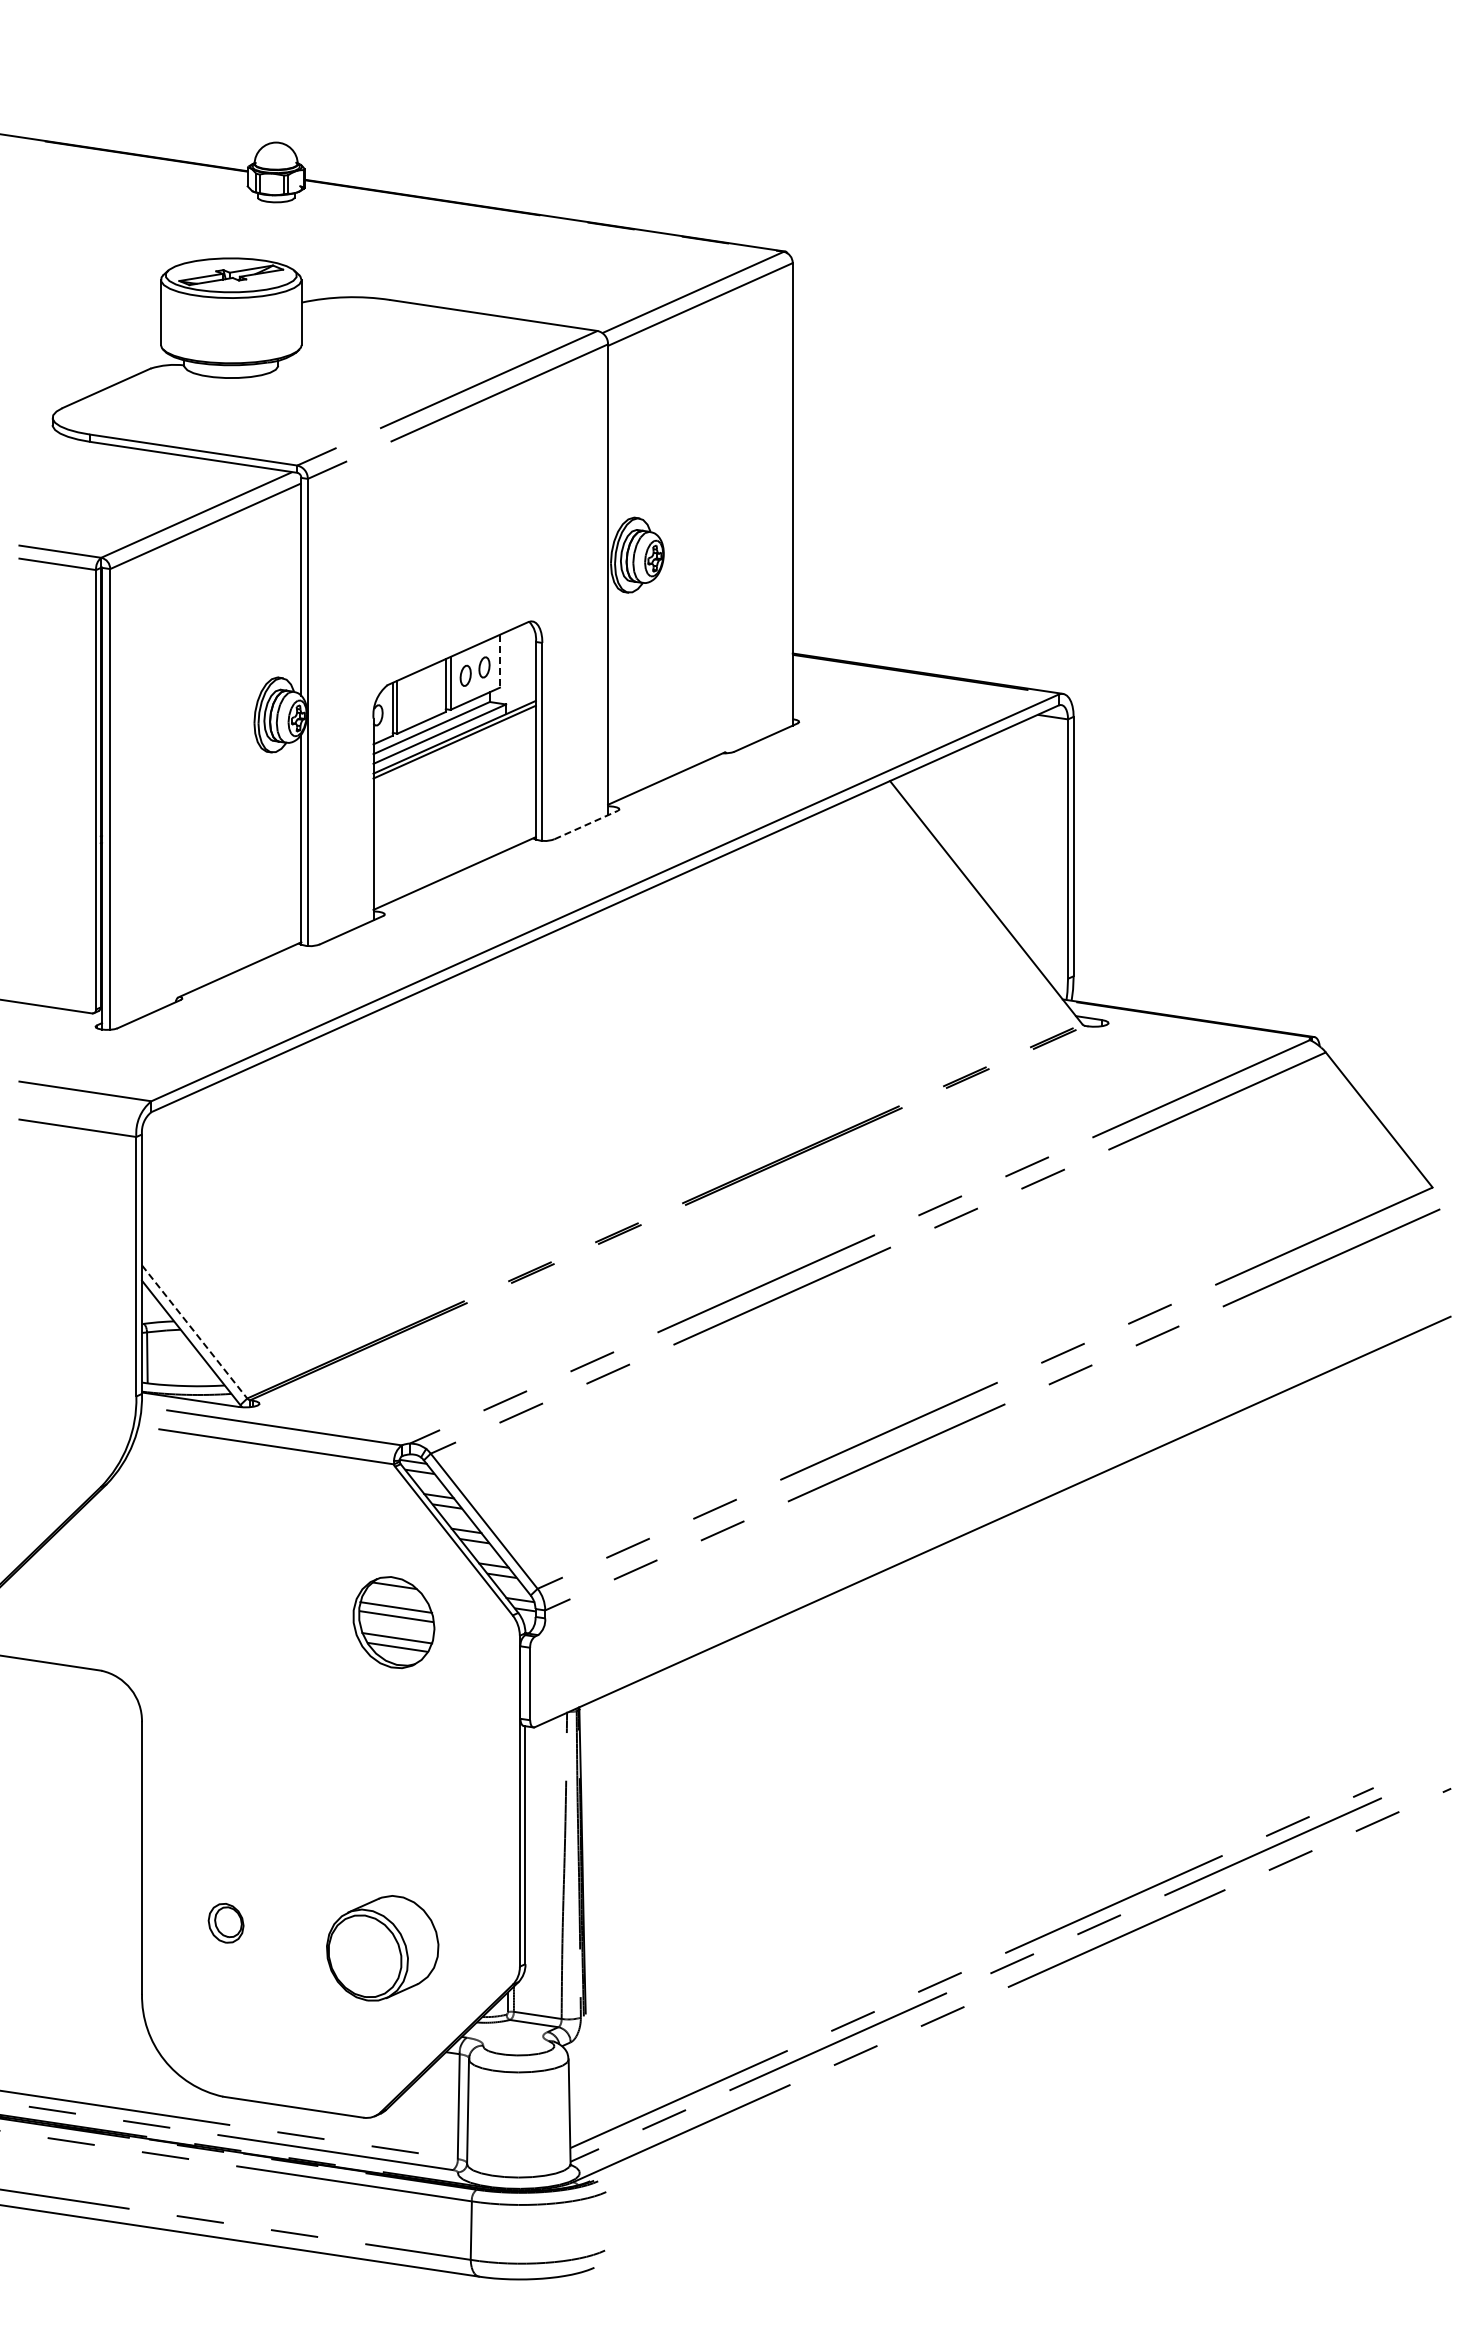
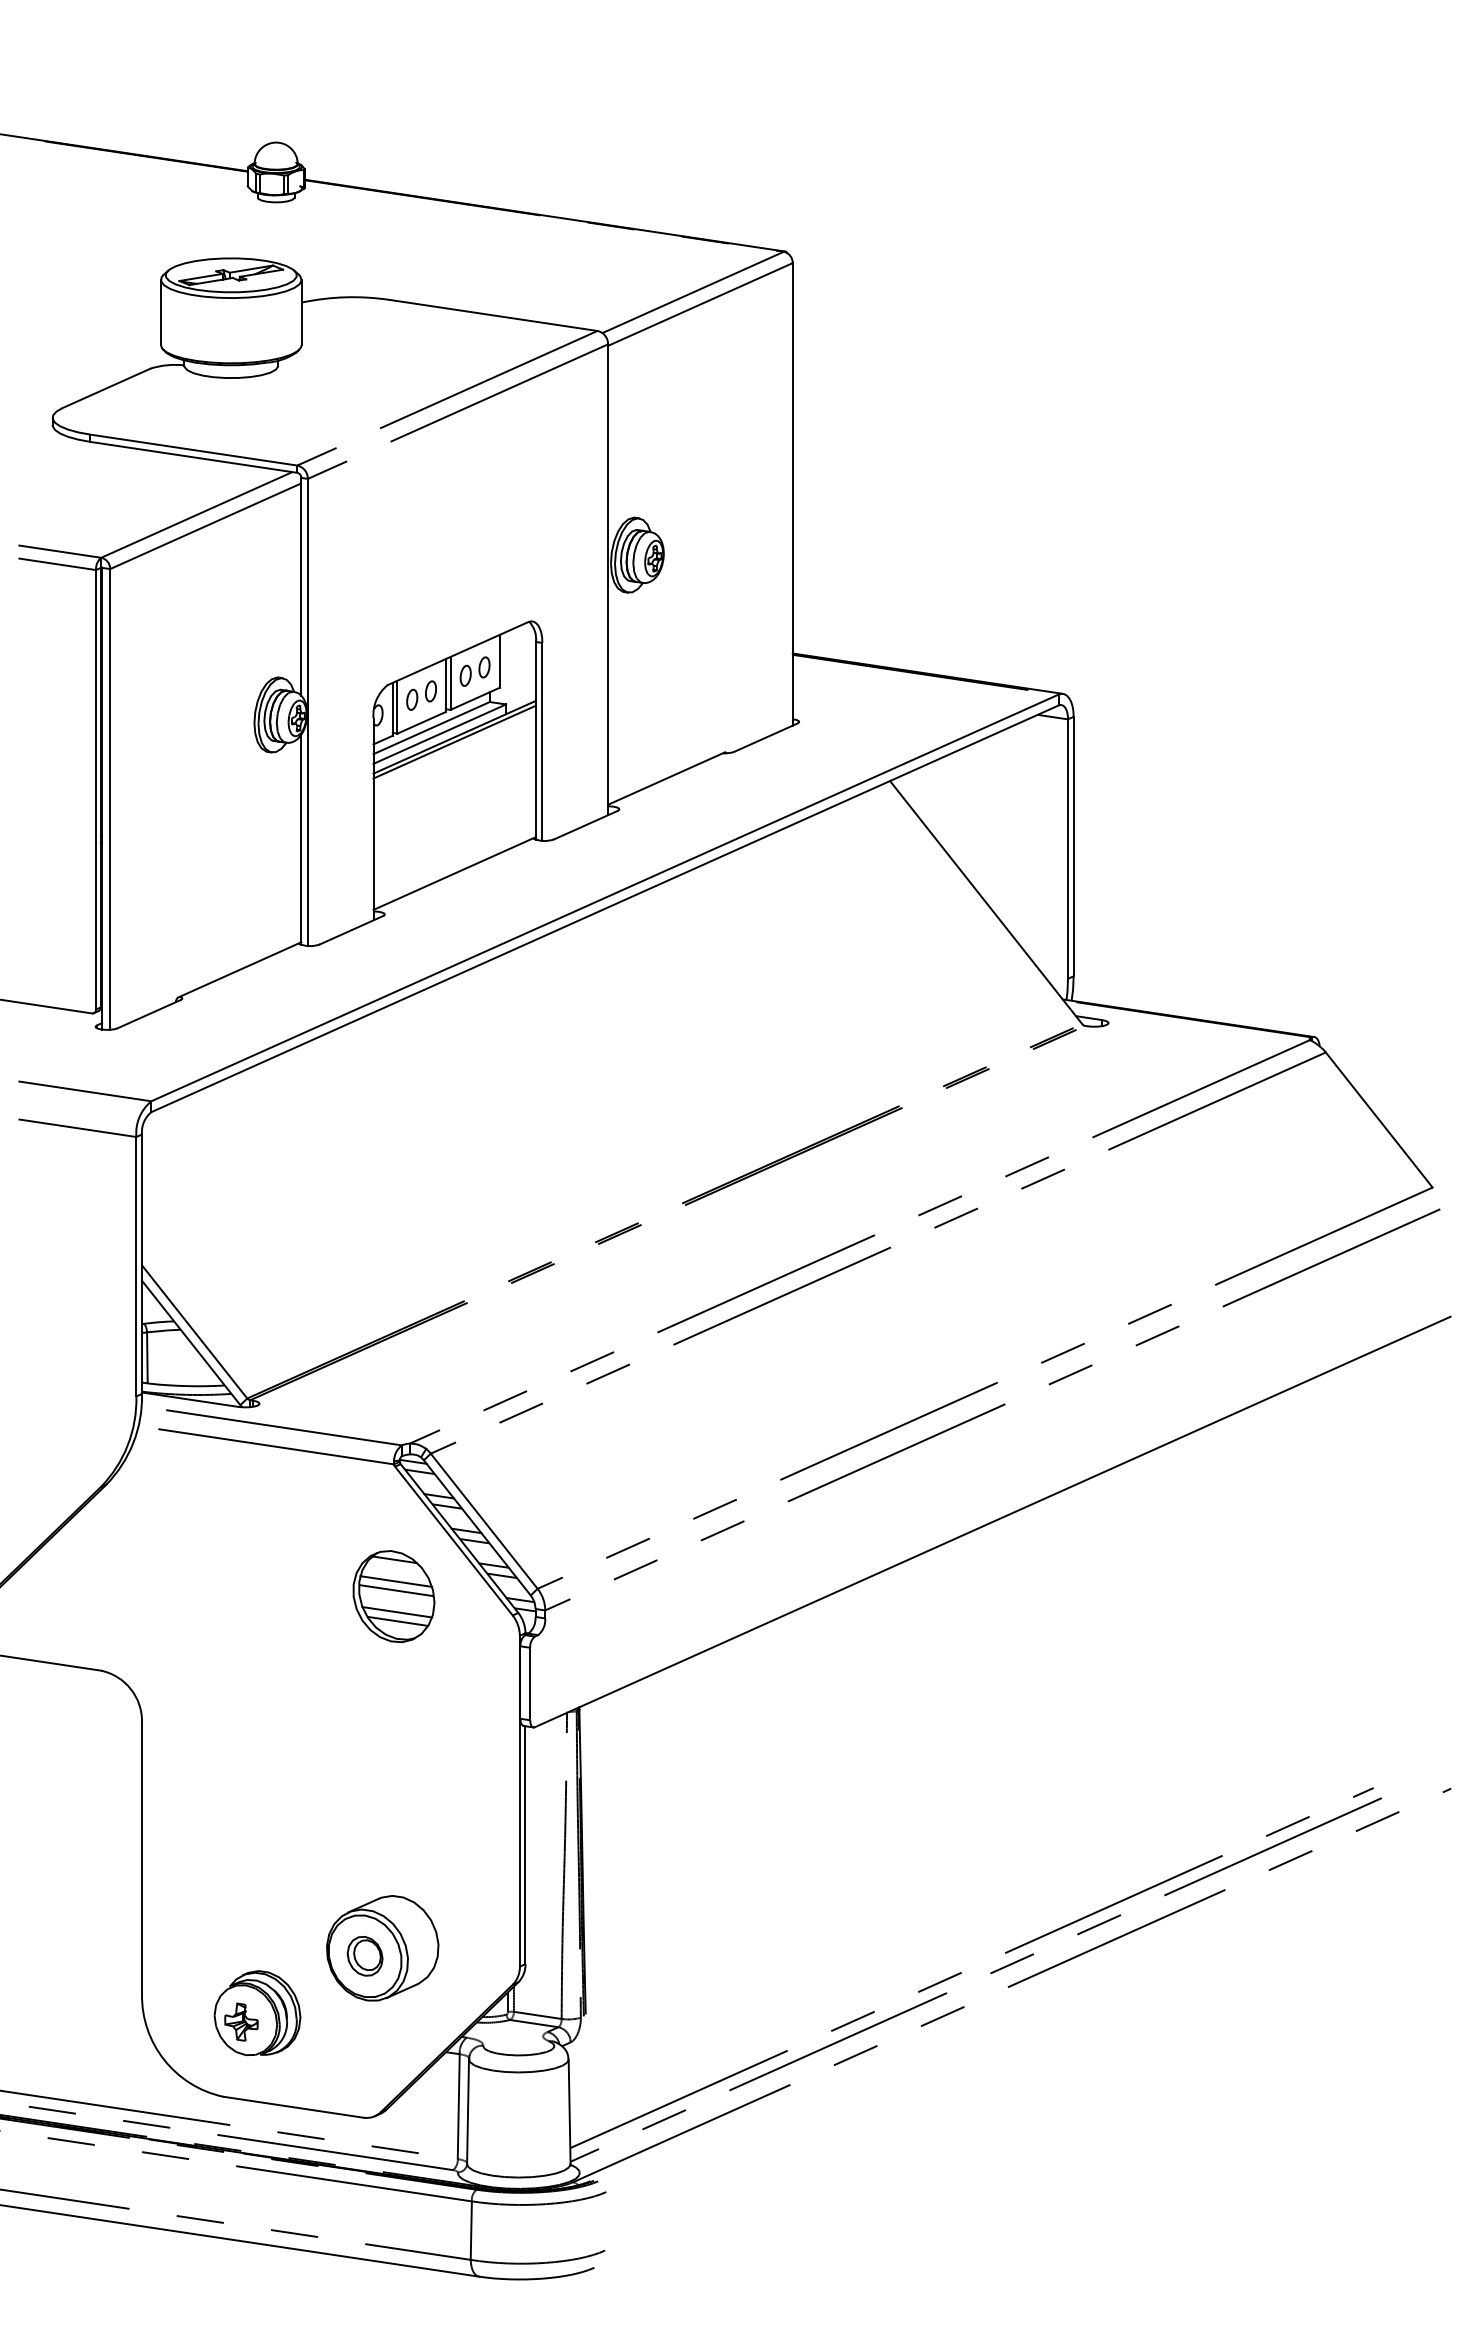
line: dashed -> solid (499, 661)
part: none -> present (421, 695)
line: dashed -> solid (586, 825)
line: dashed -> solid (194, 1331)
part position: (393, 1622) -> (393, 1596) (393, 1596)
part position: (225, 1923) -> (364, 1956) (364, 1956)
part: none -> present (257, 2013)
